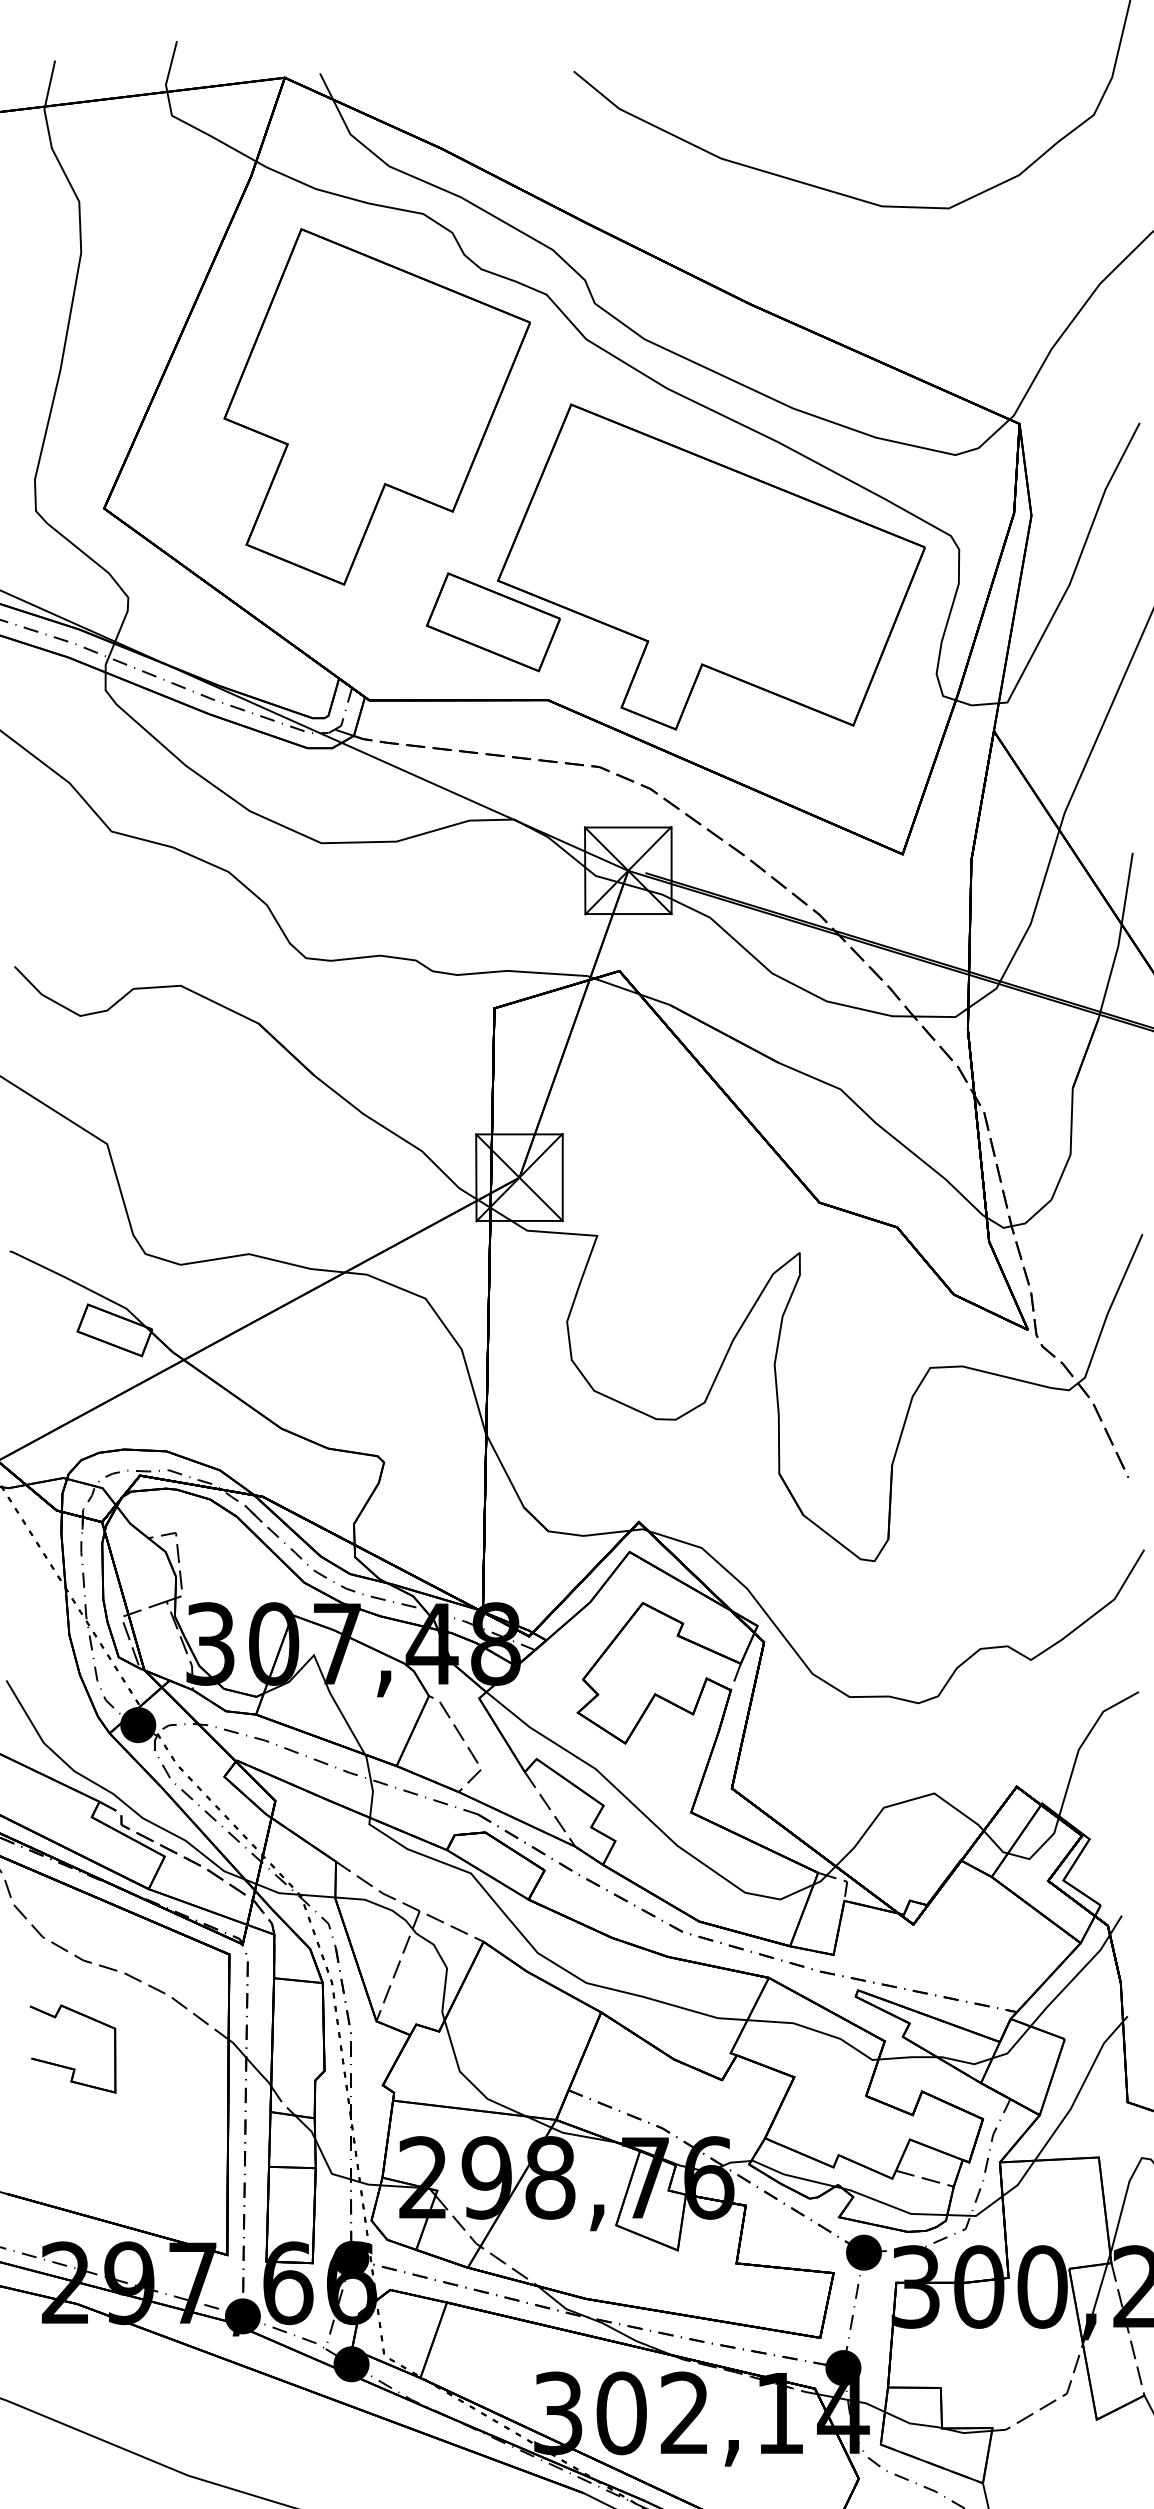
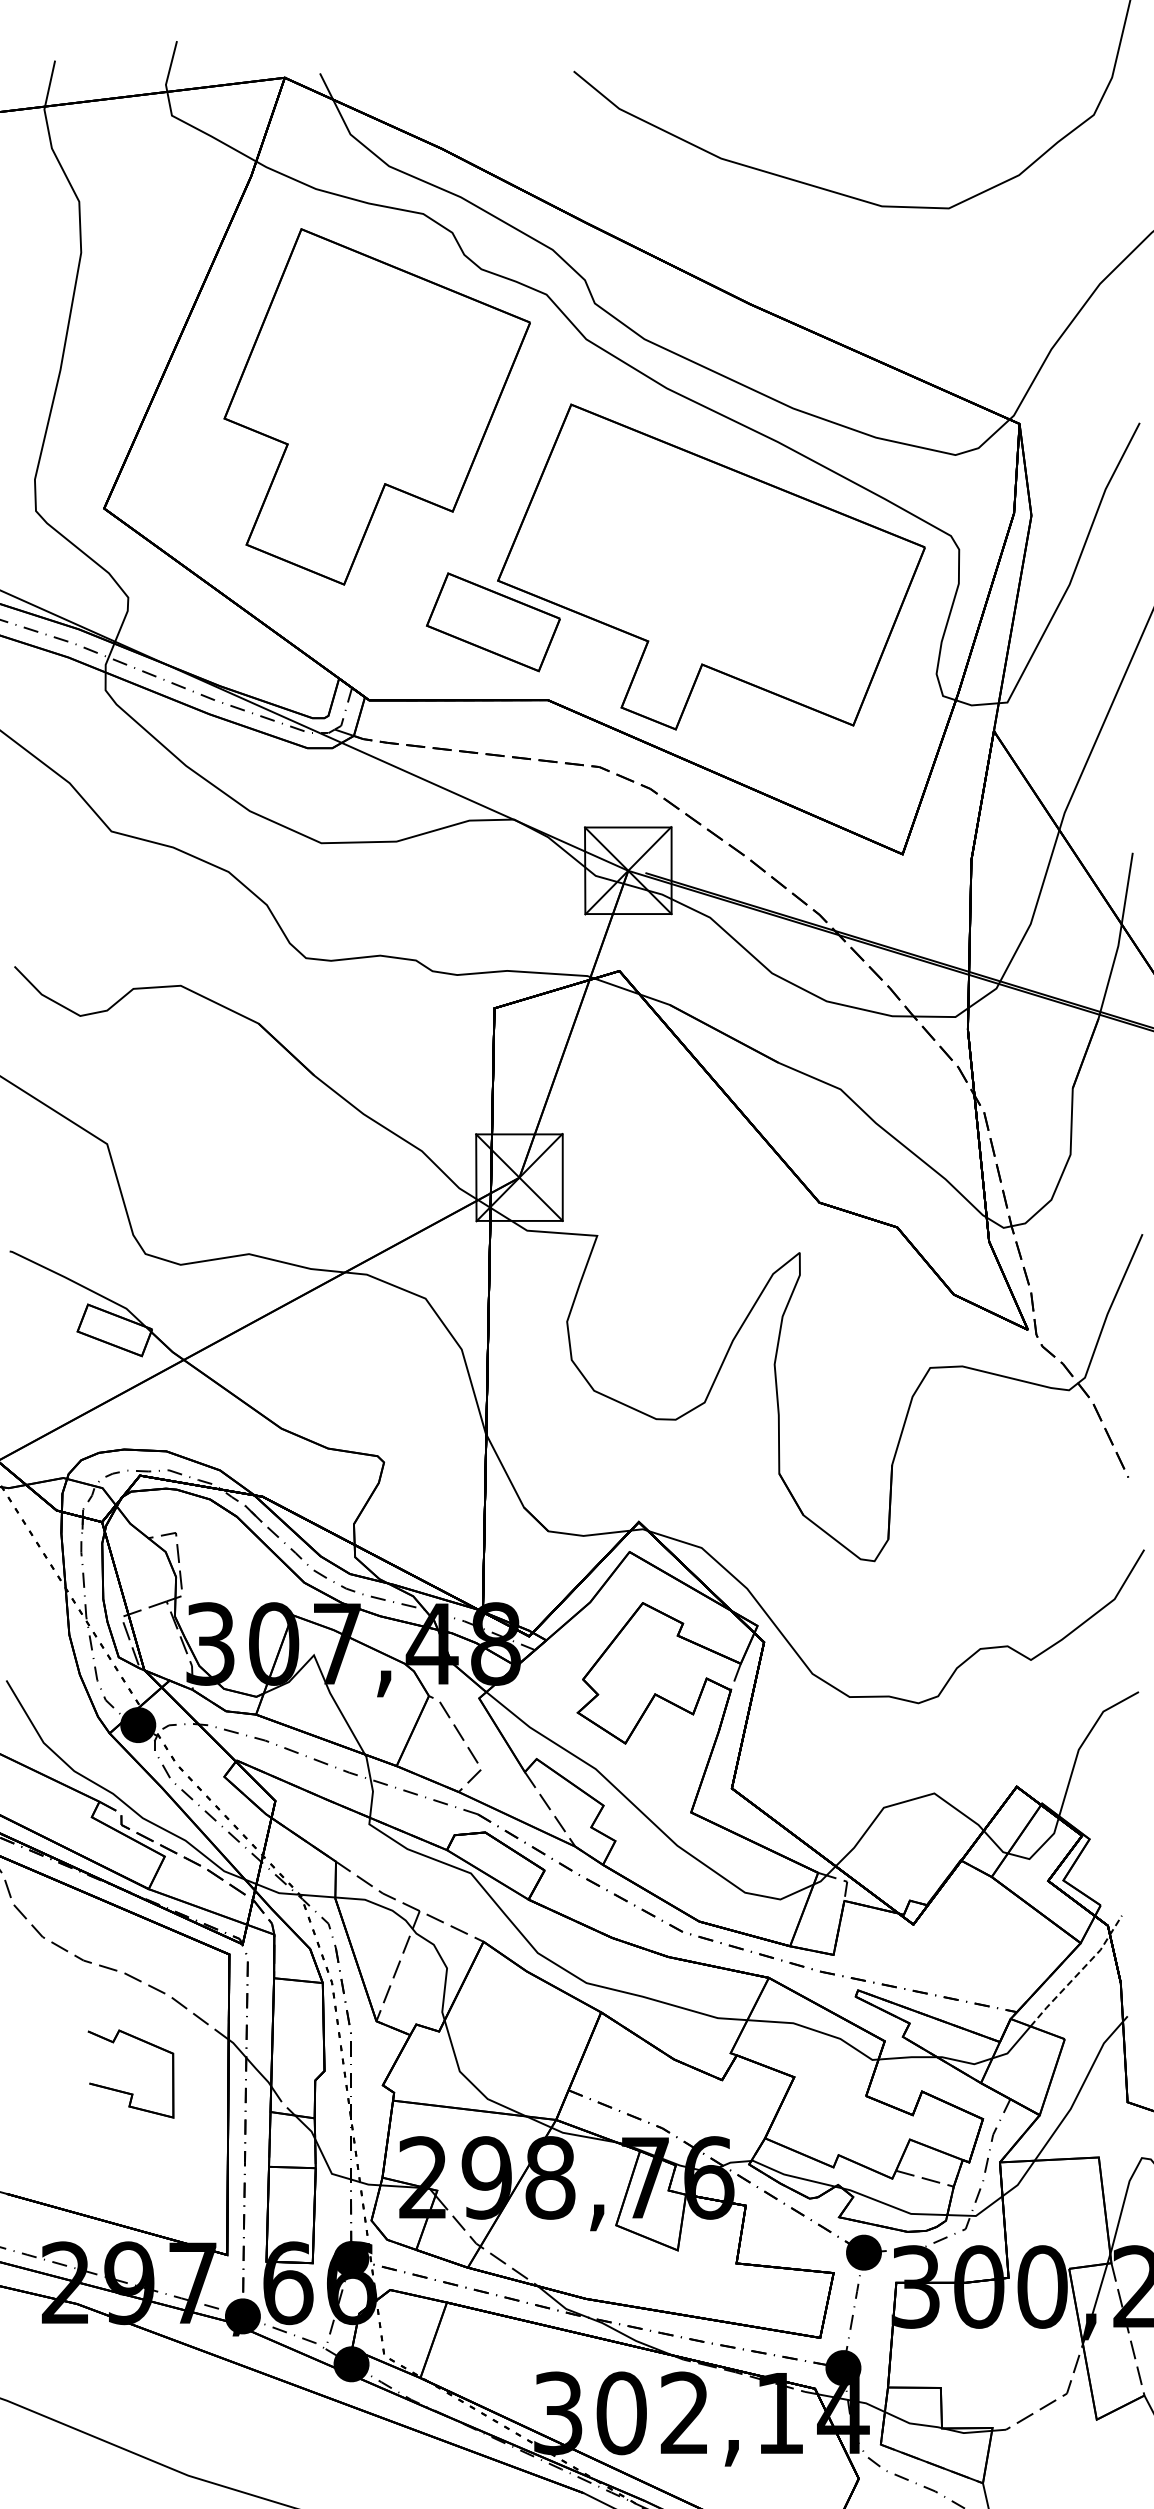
line: solid -> dashed (1078, 1973)
part position: (67, 2066) -> (125, 2091) (125, 2091)
